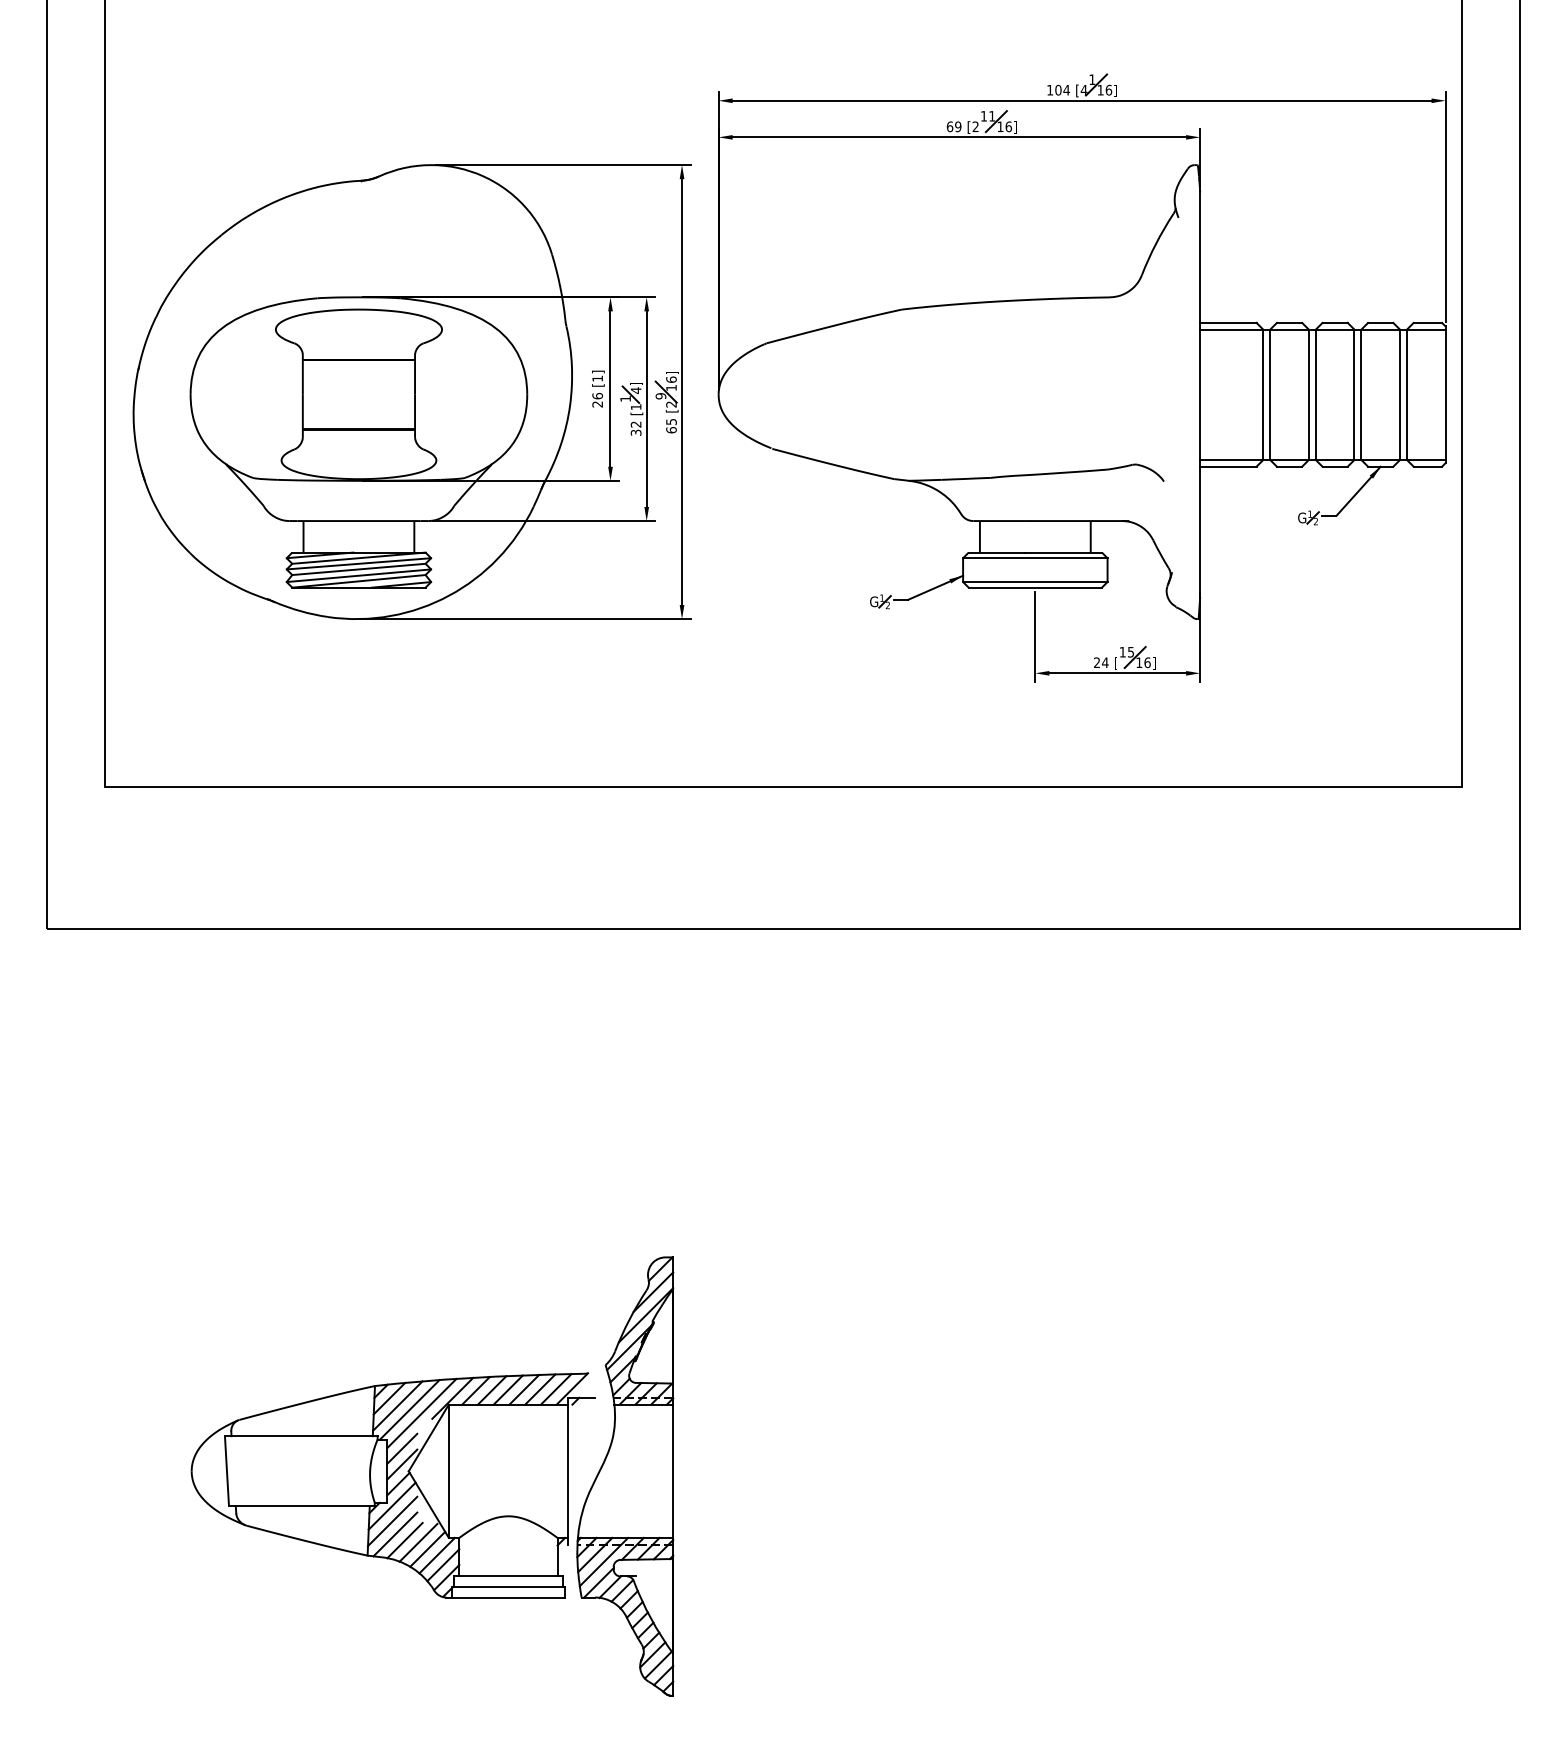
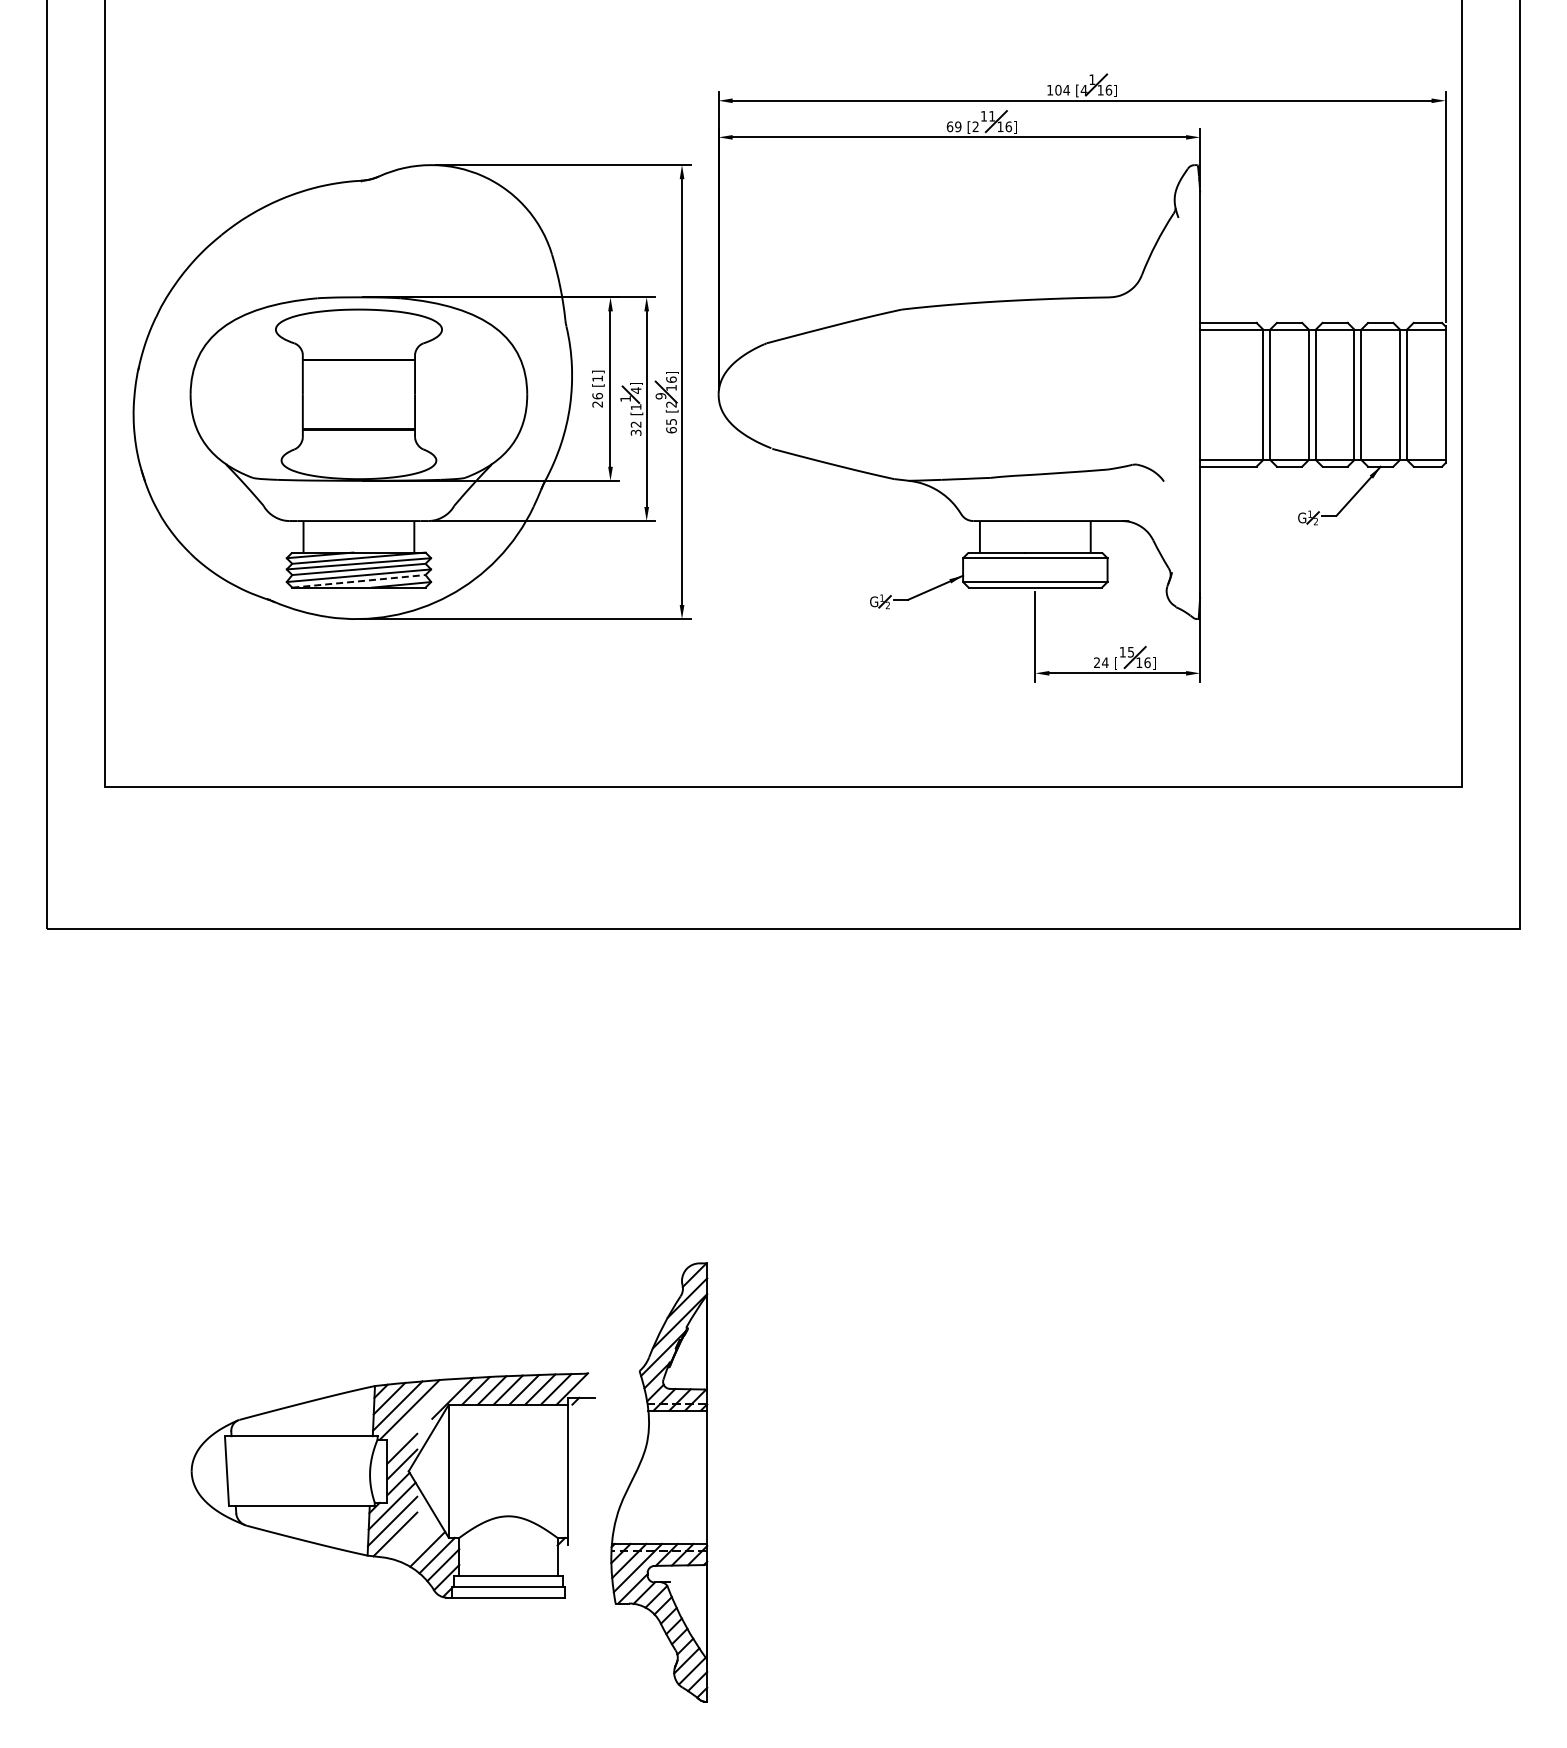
line: solid -> dashed (358, 581)
line: present -> none (421, 1412)
part position: (625, 1476) -> (659, 1482) (659, 1482)
line: present -> none (404, 1540)
line: present -> none (418, 1542)
